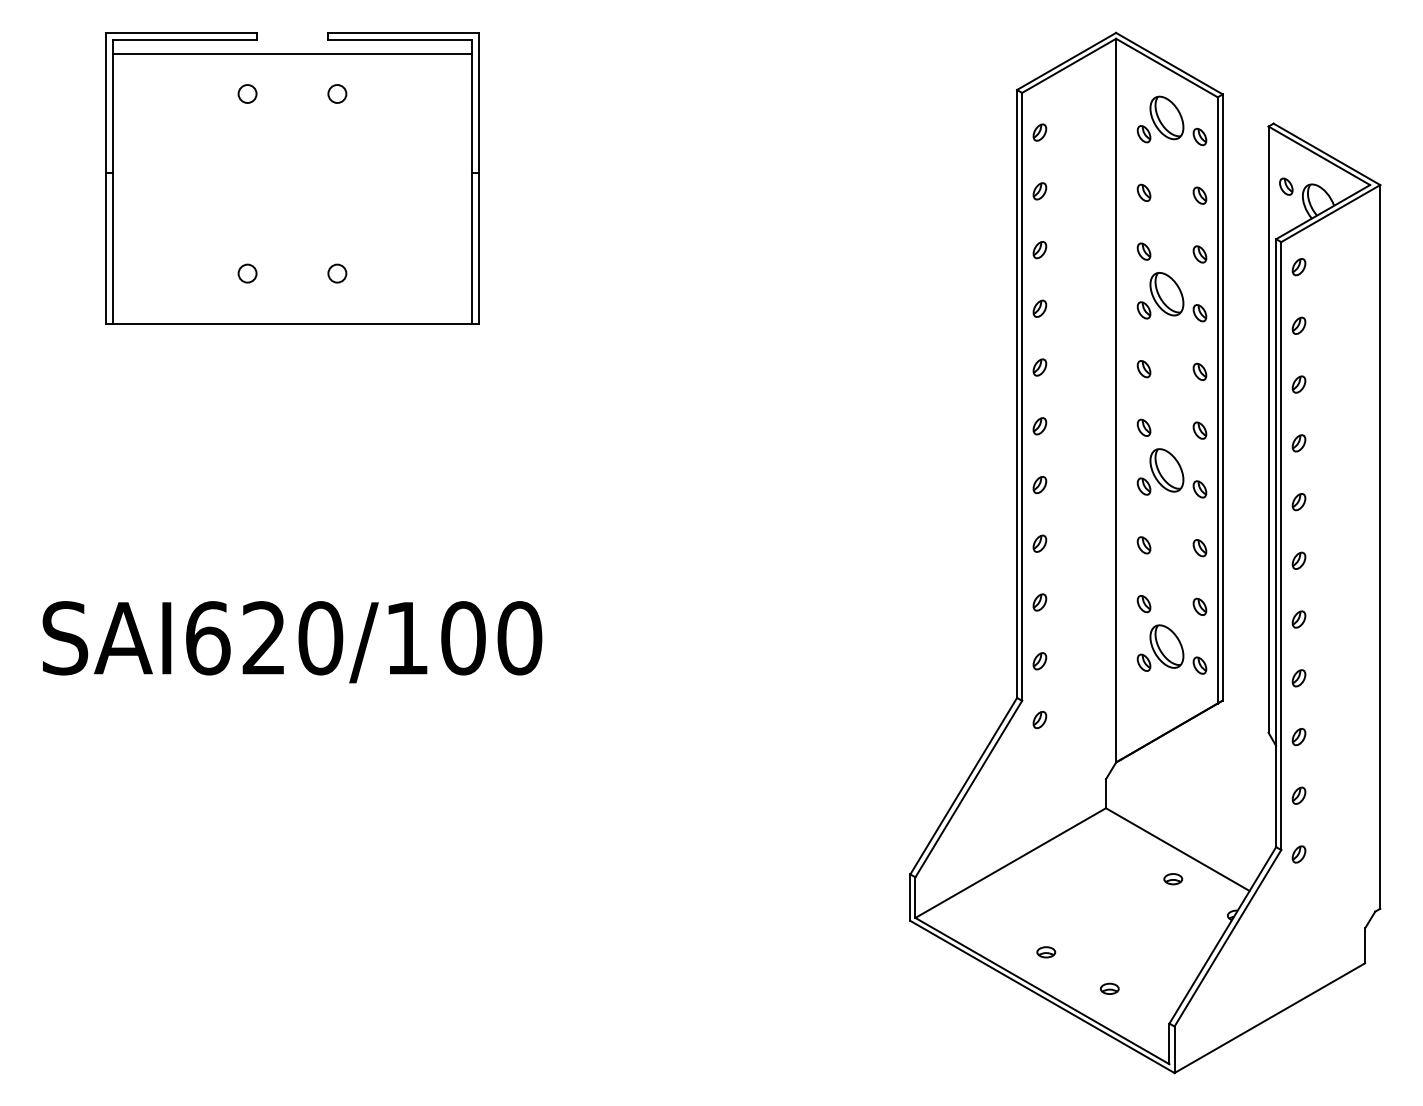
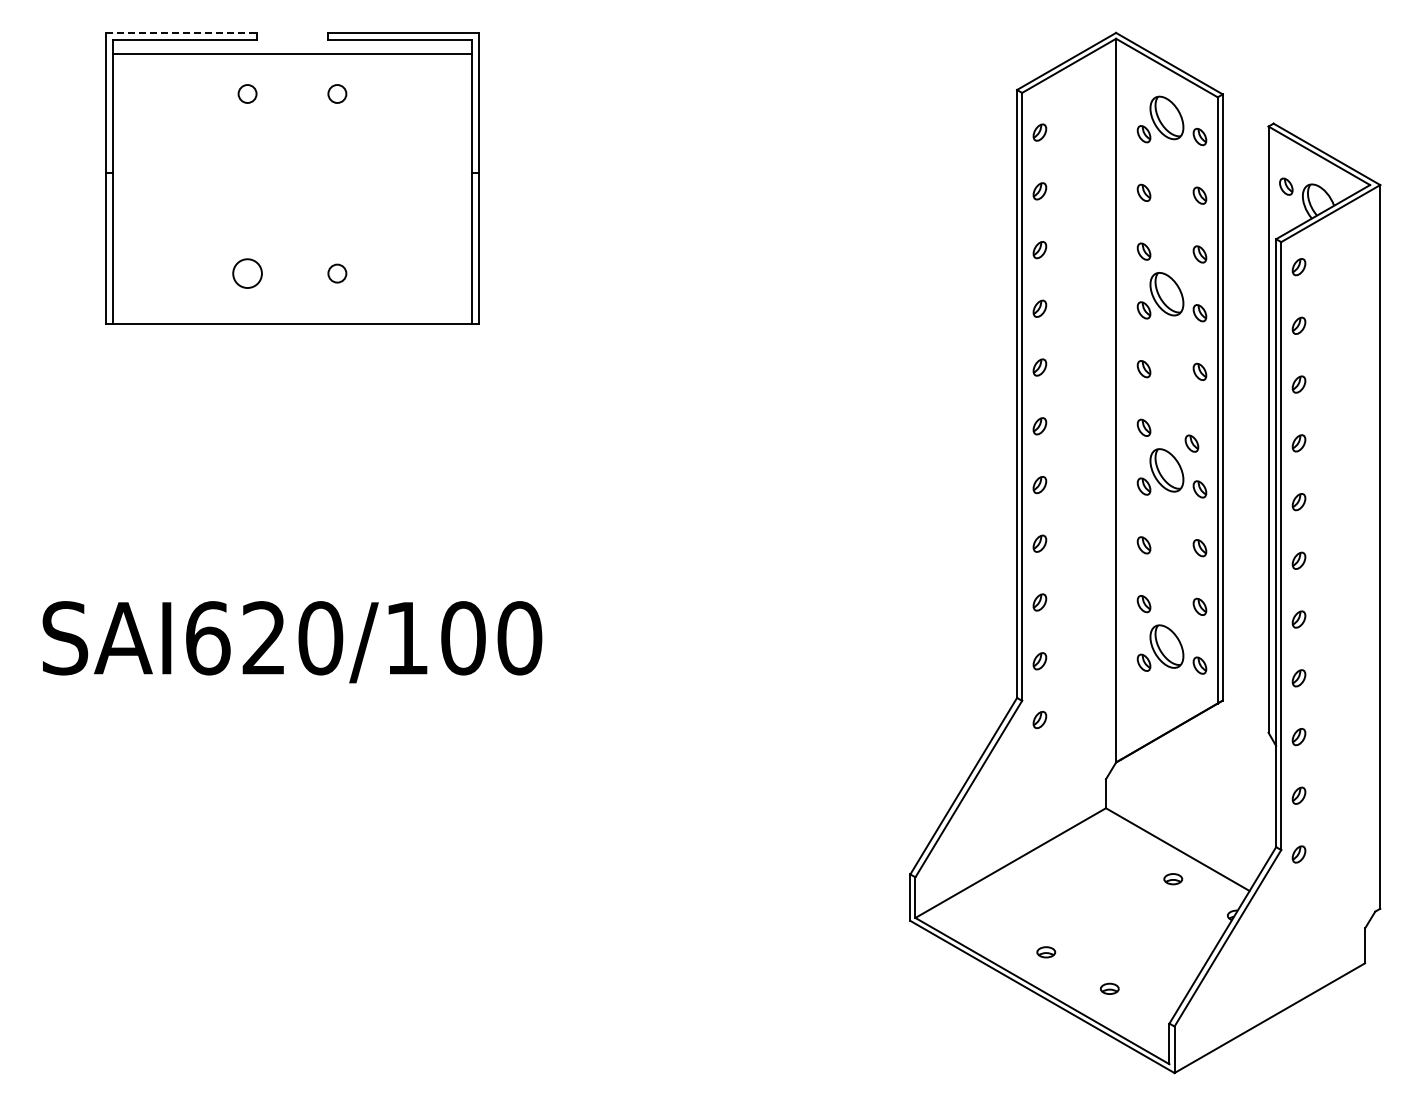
line: solid -> dashed (181, 32)
circle diameter: 18 px -> 29 px (247, 273)
part position: (1199, 430) -> (1191, 443) (1191, 443)
